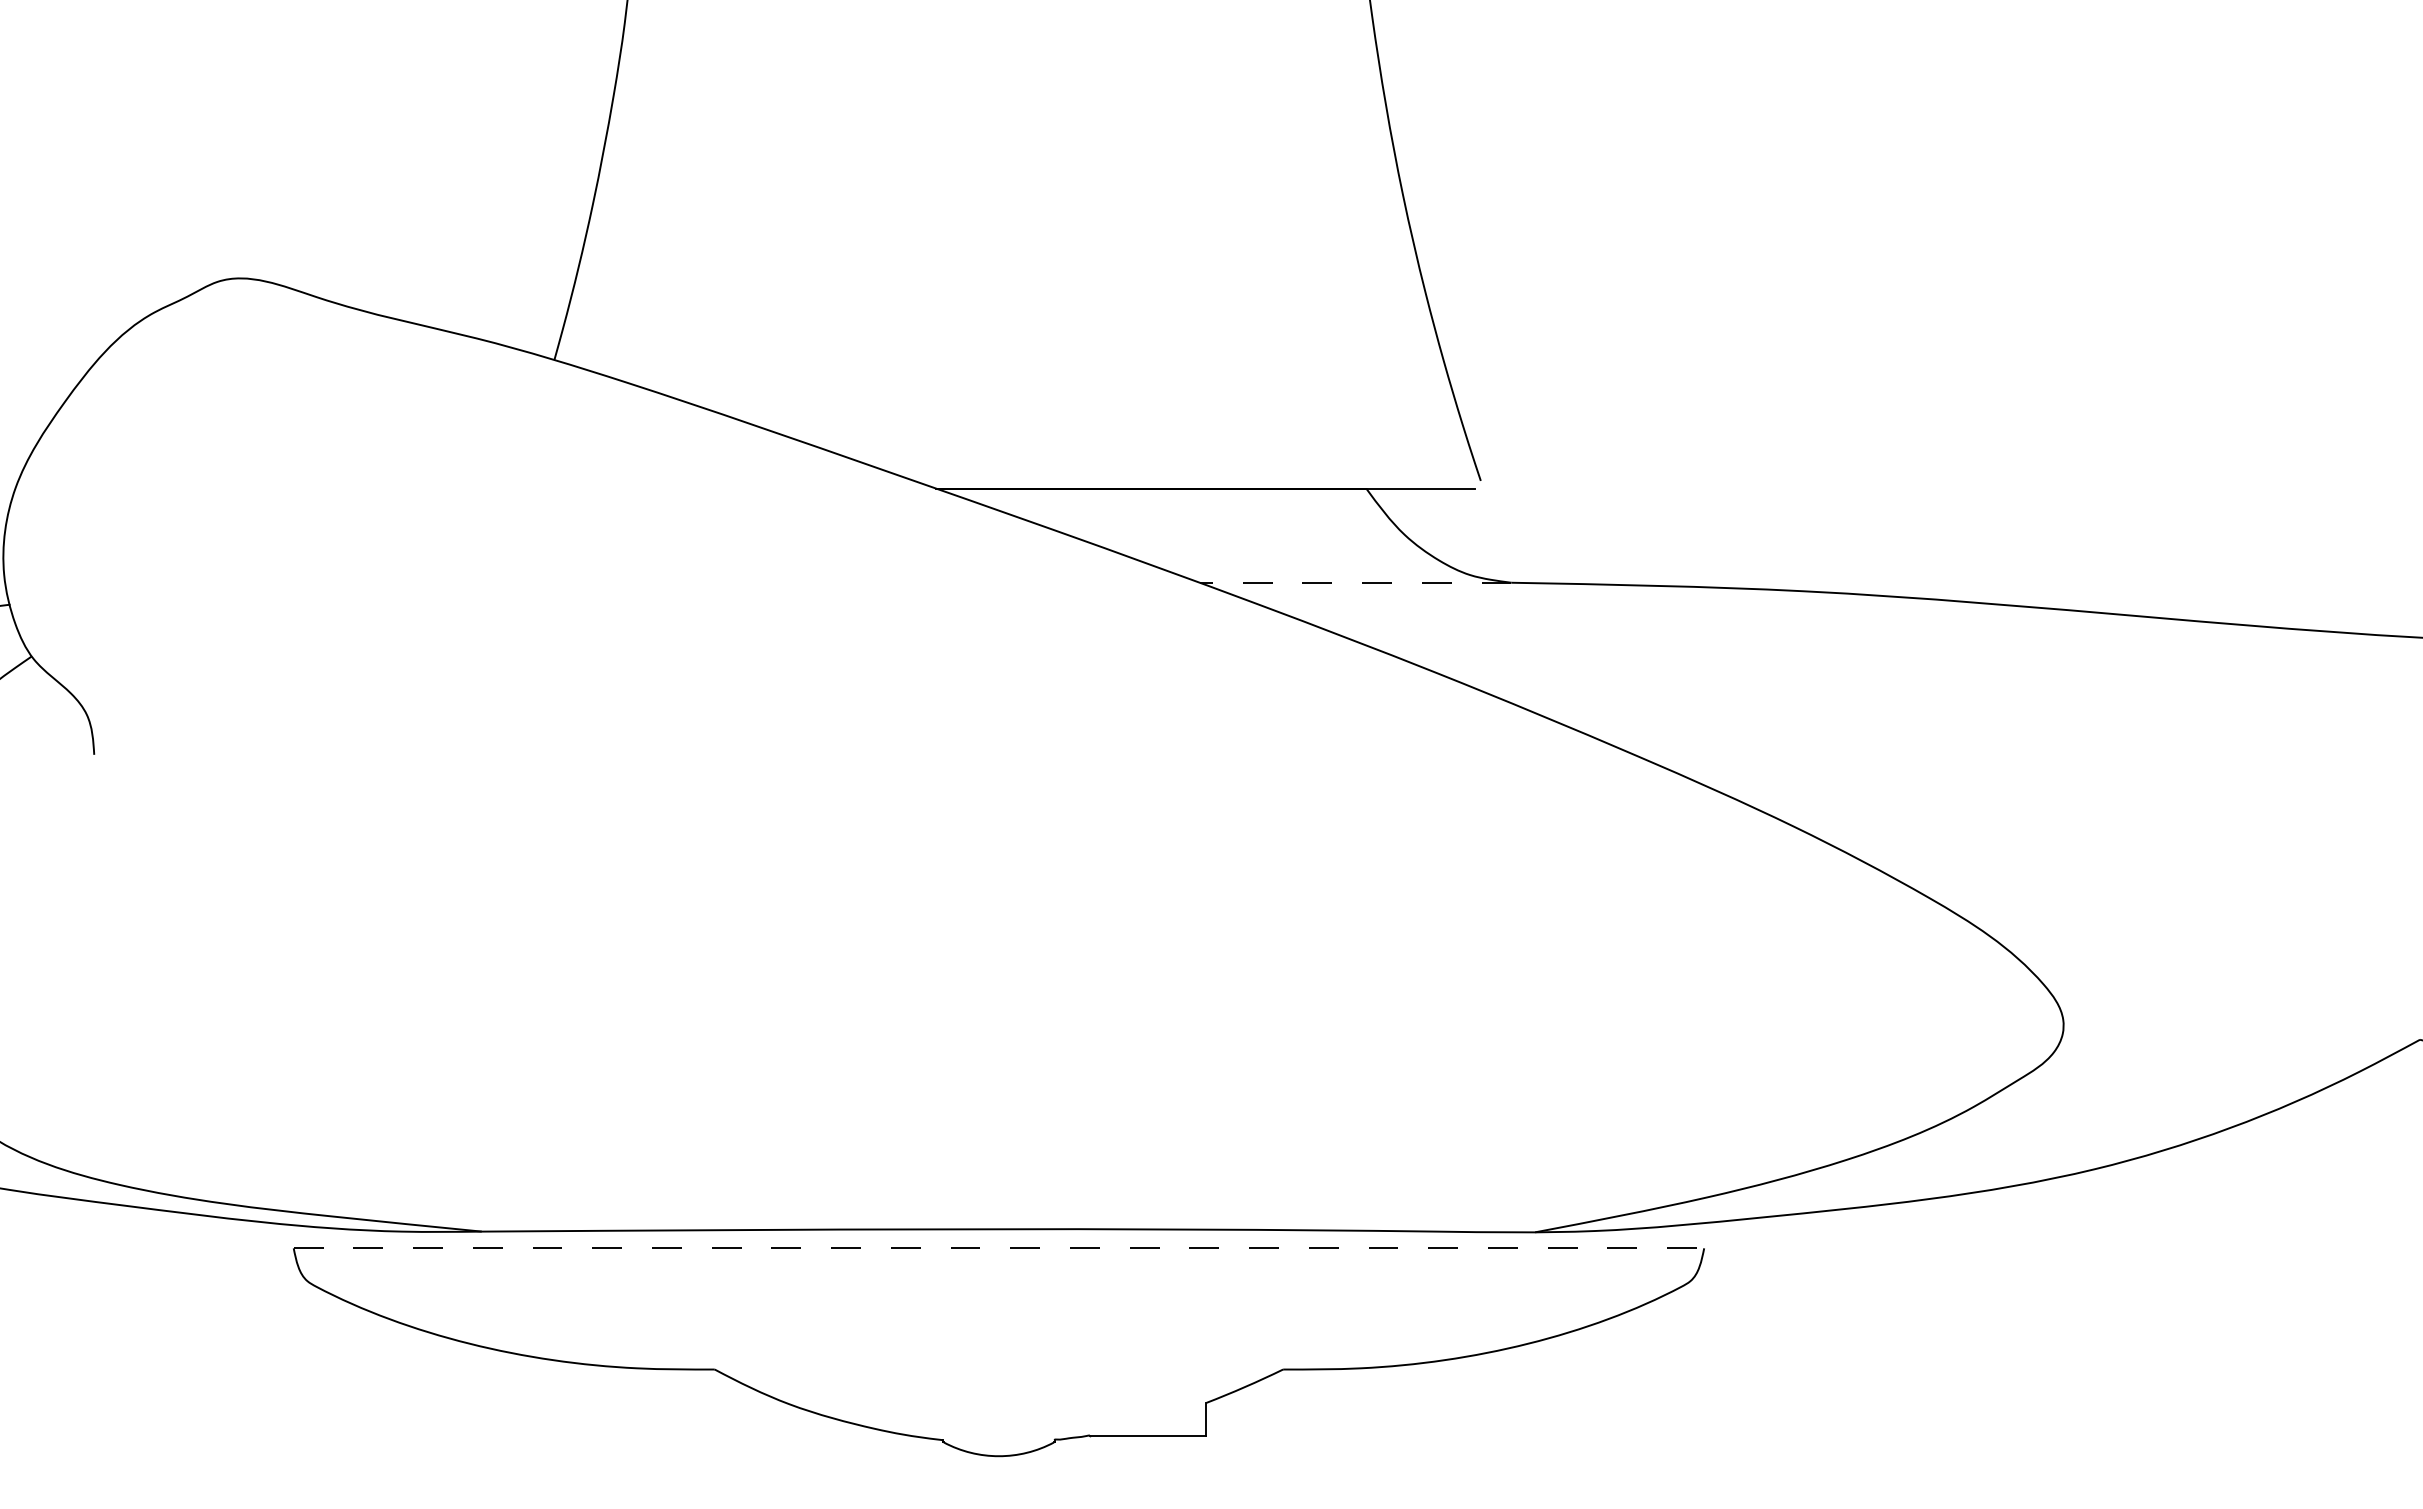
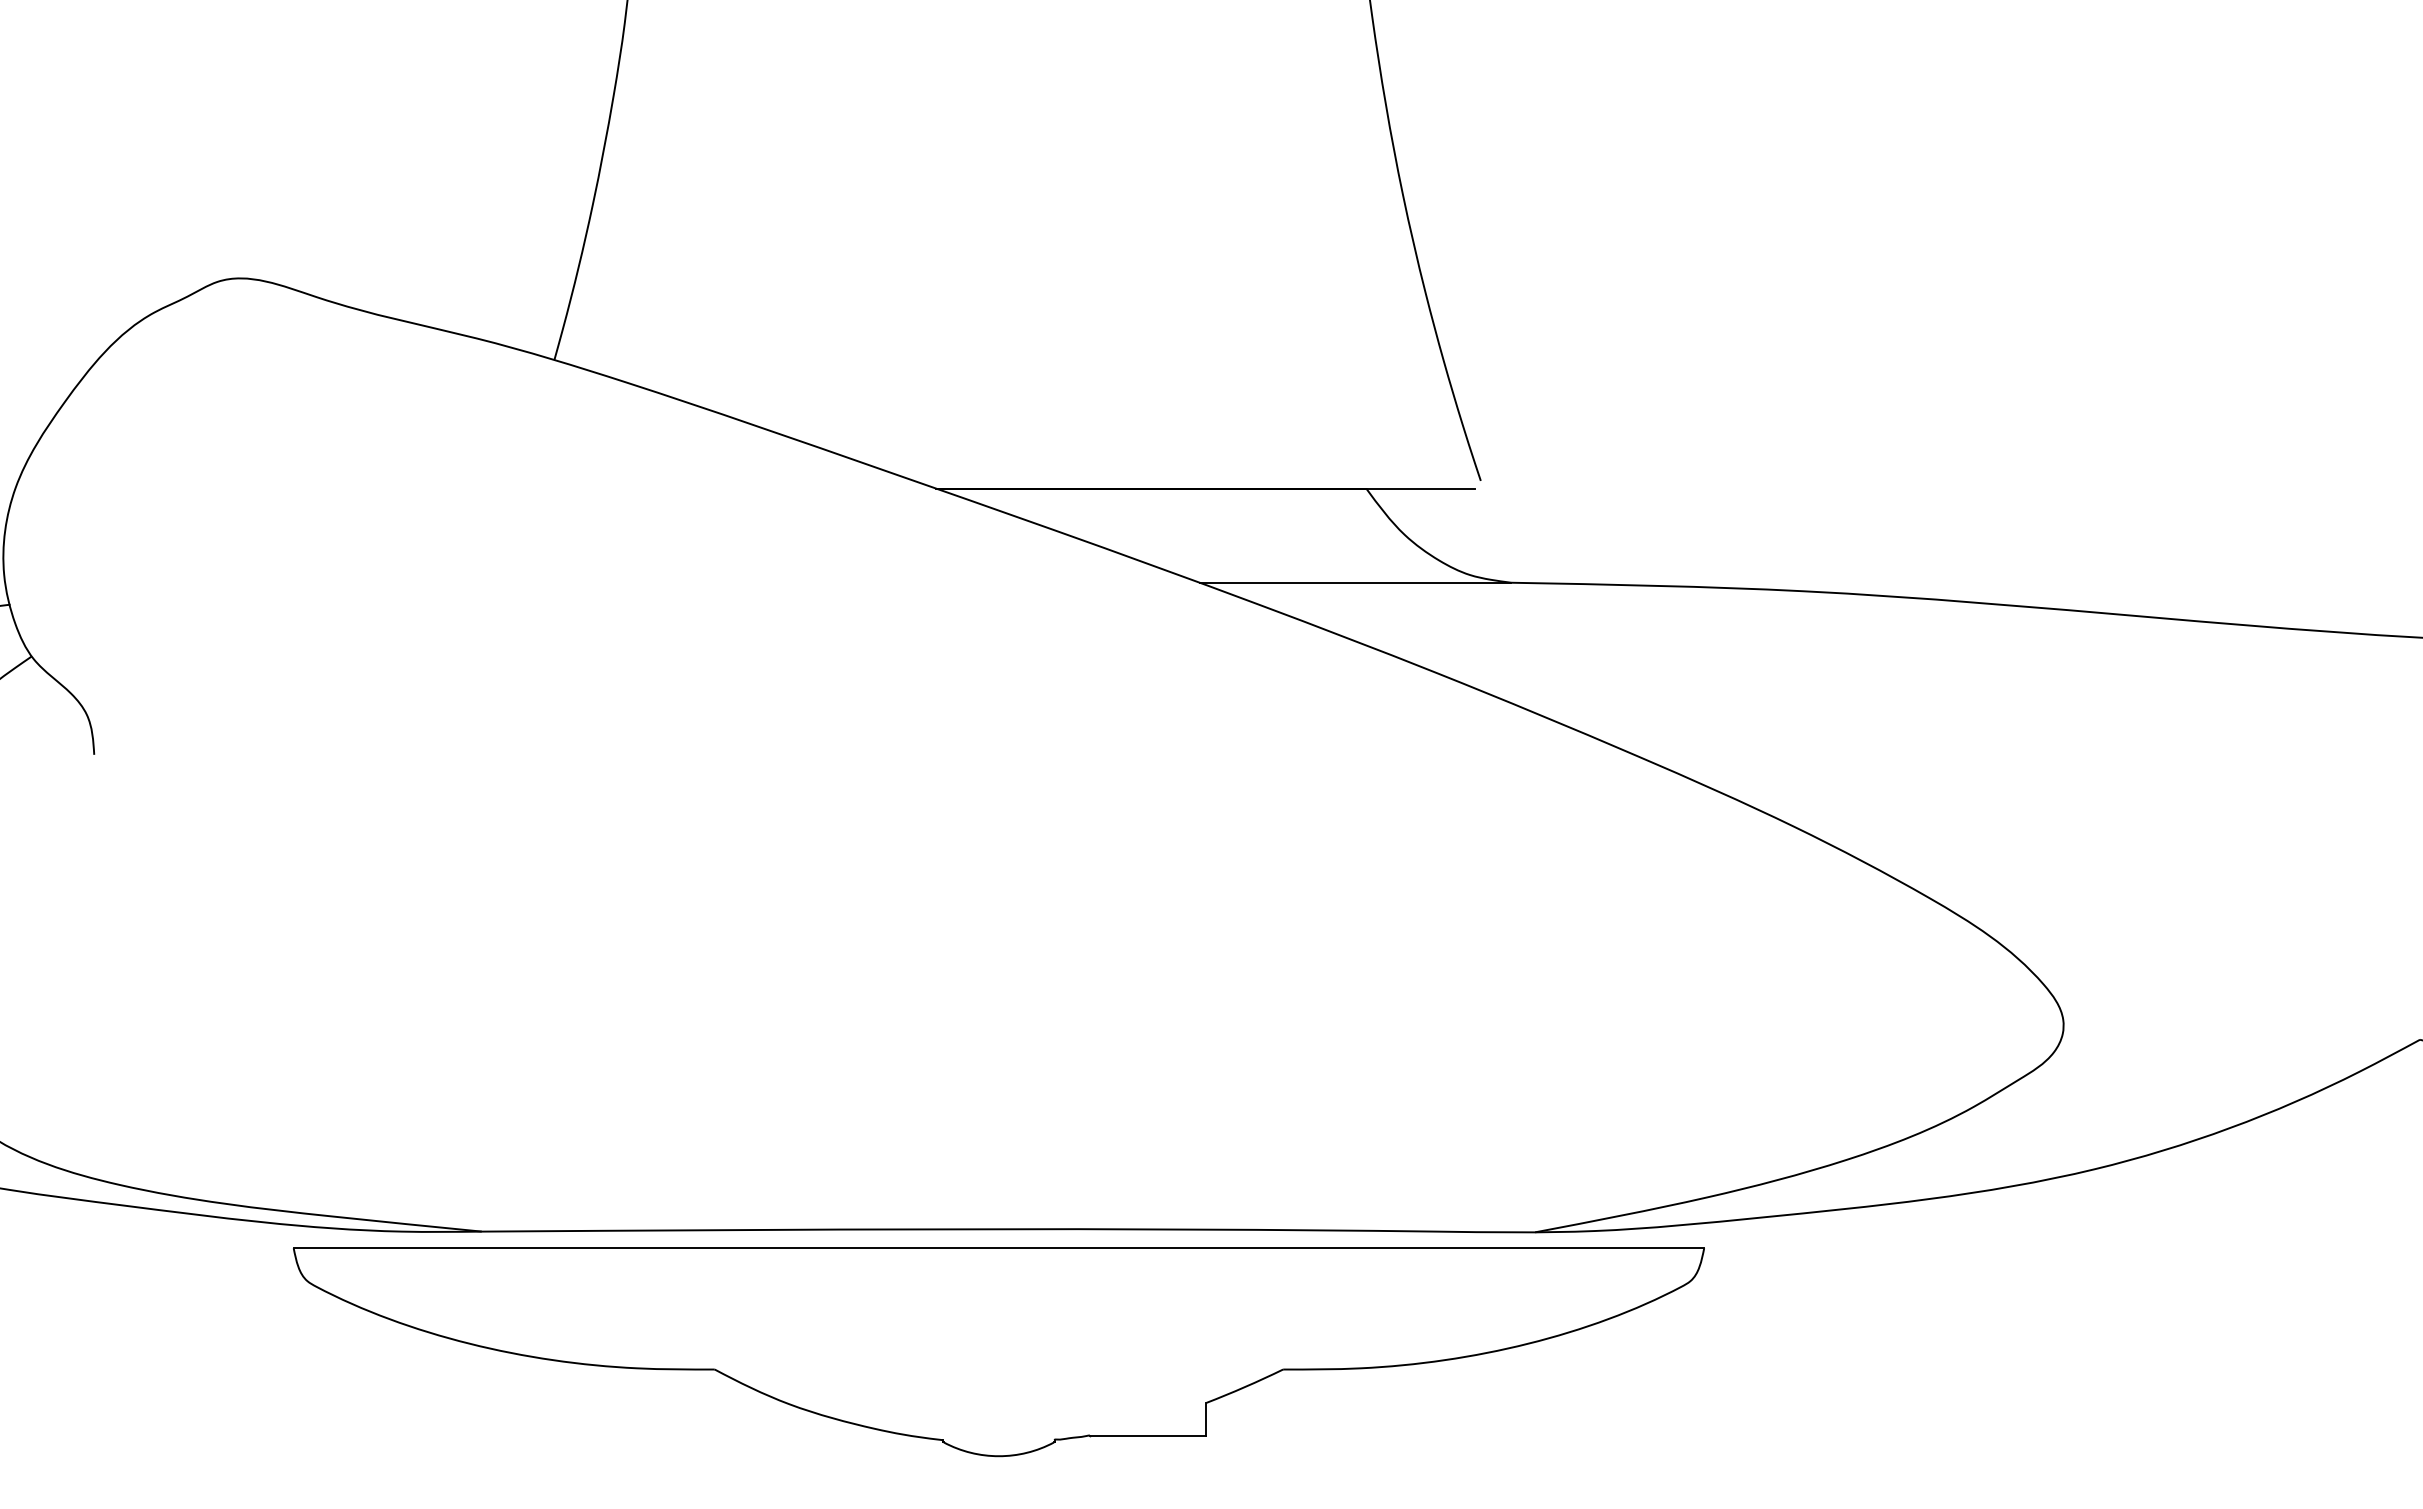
line: dashed -> solid (1355, 582)
line: dashed -> solid (999, 1248)
